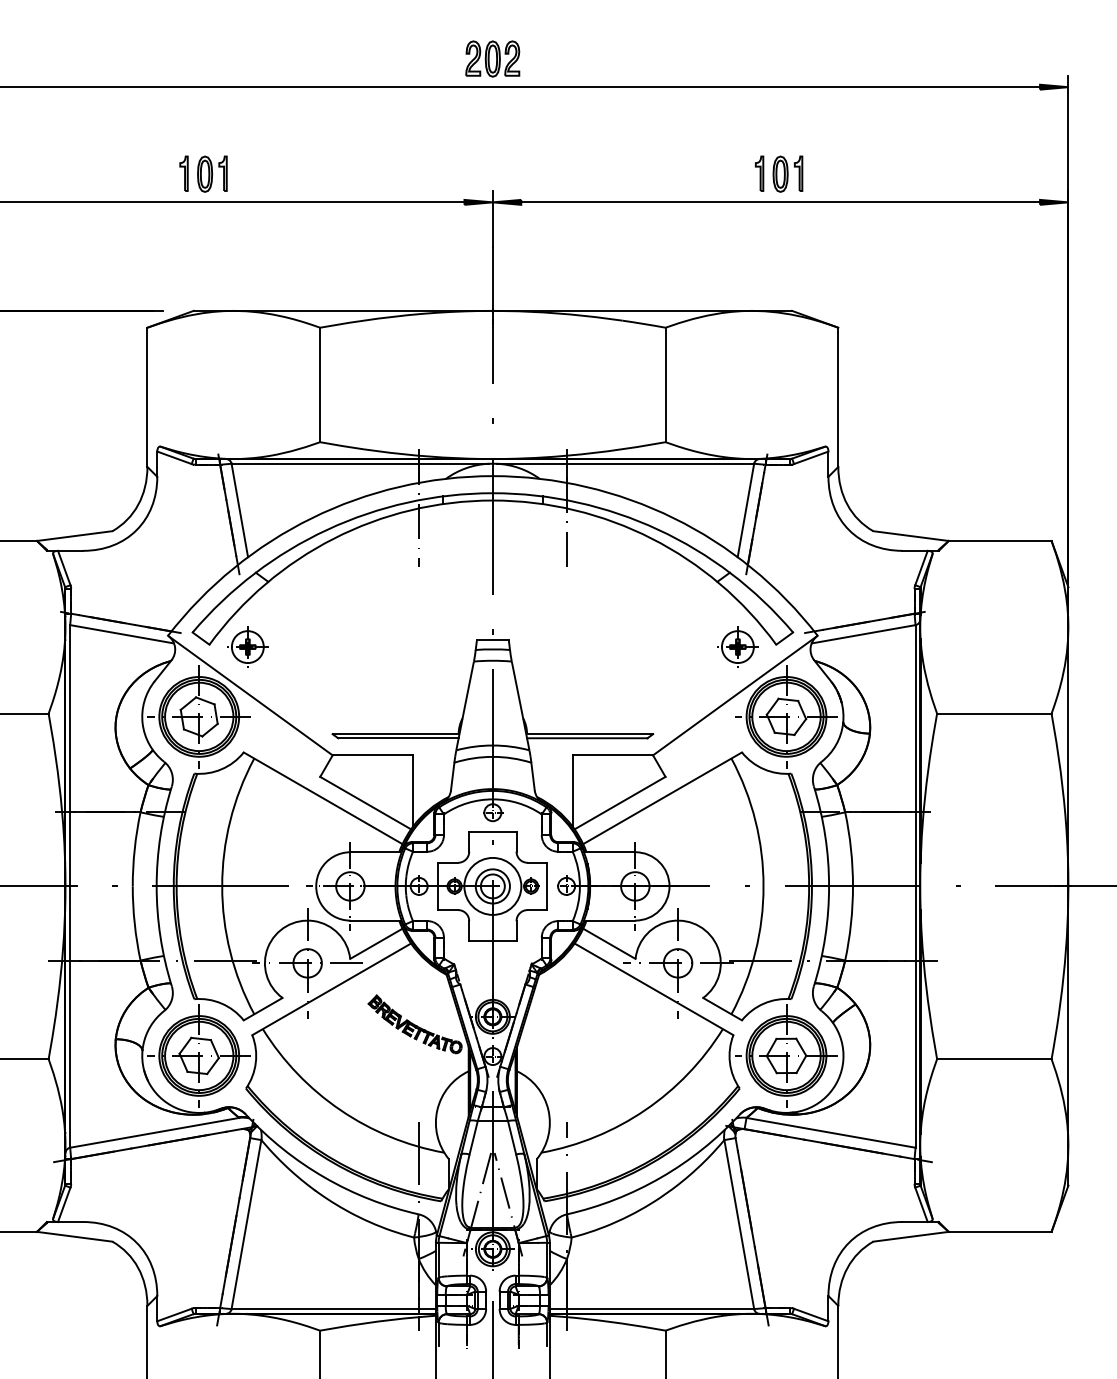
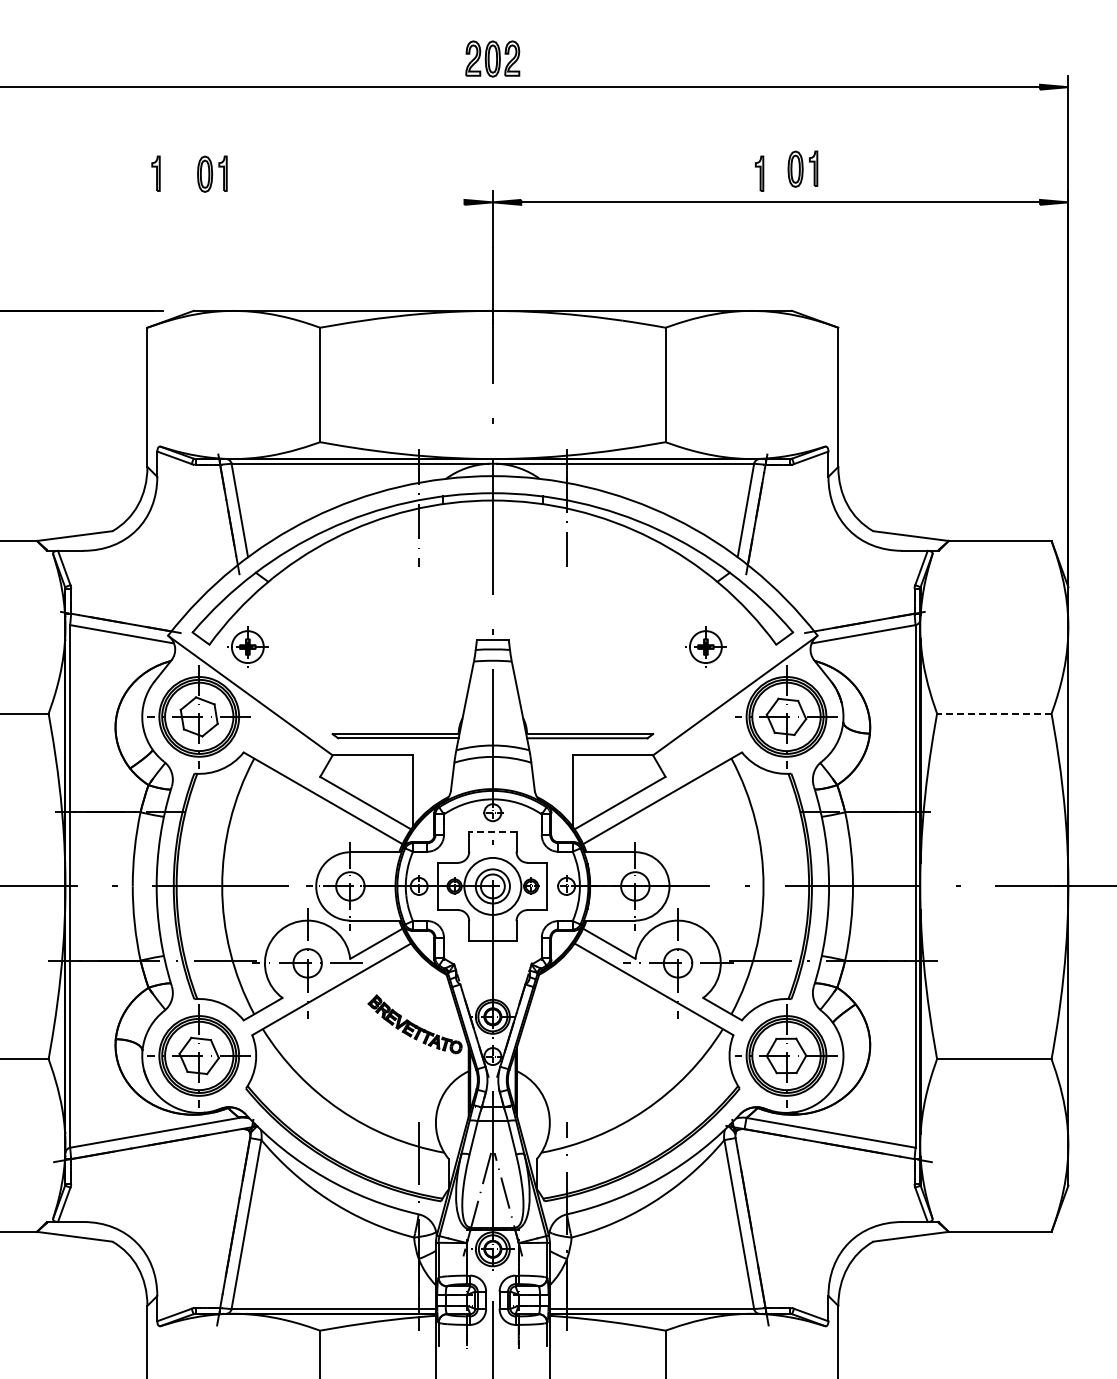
part position: (183, 173) -> (155, 173) (155, 173)
part position: (787, 173) -> (802, 168) (802, 168)
line: present -> none (233, 202)
part position: (737, 646) -> (705, 646) (705, 646)
line: solid -> dashed (993, 713)
line: solid -> dashed (492, 832)
